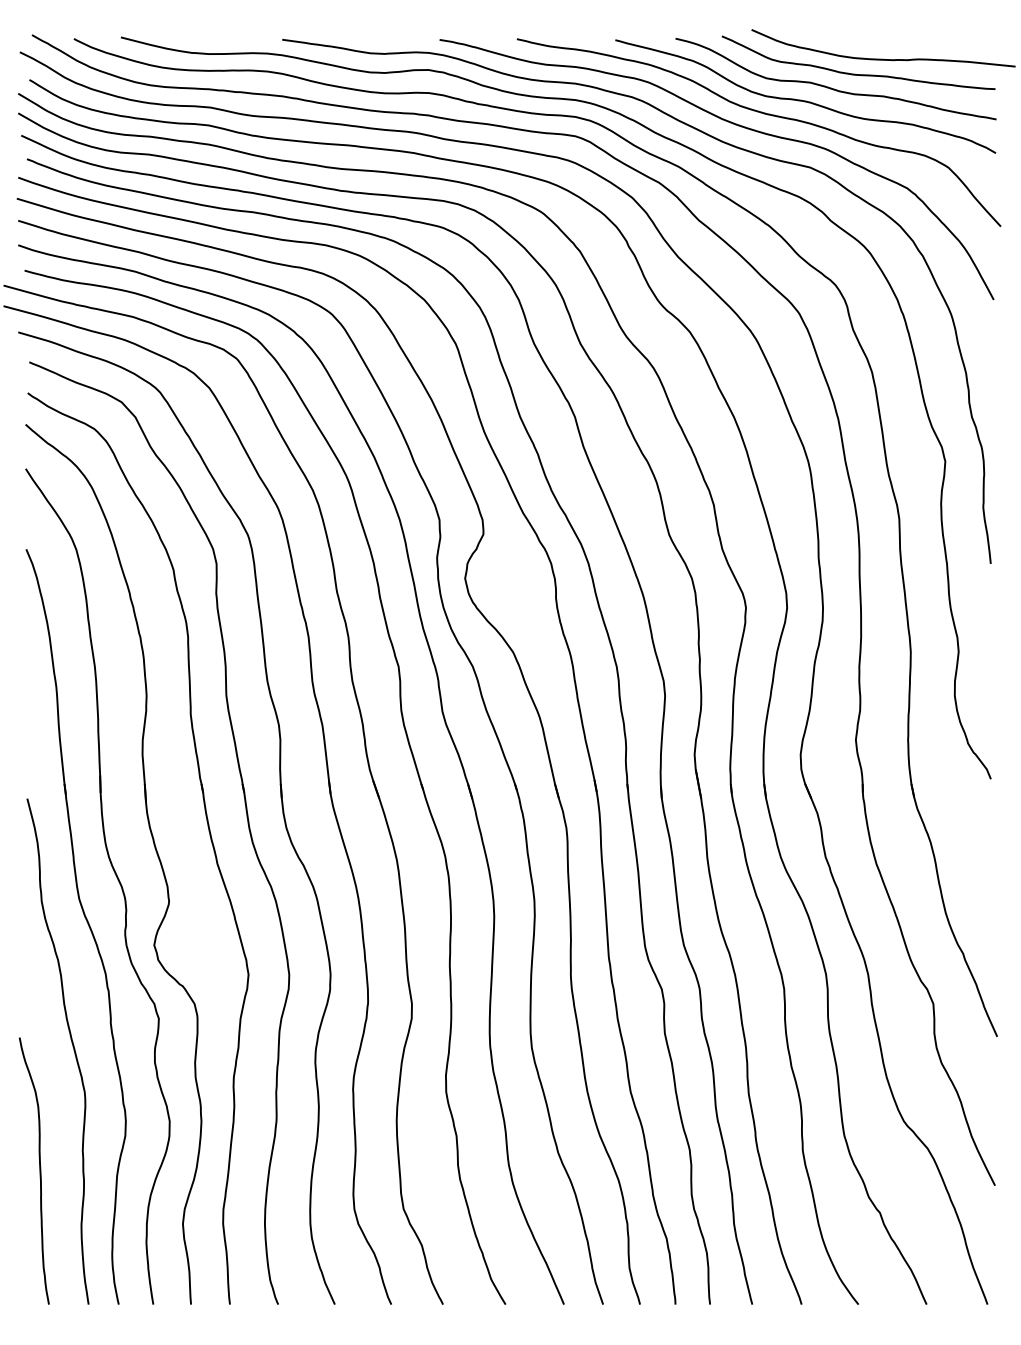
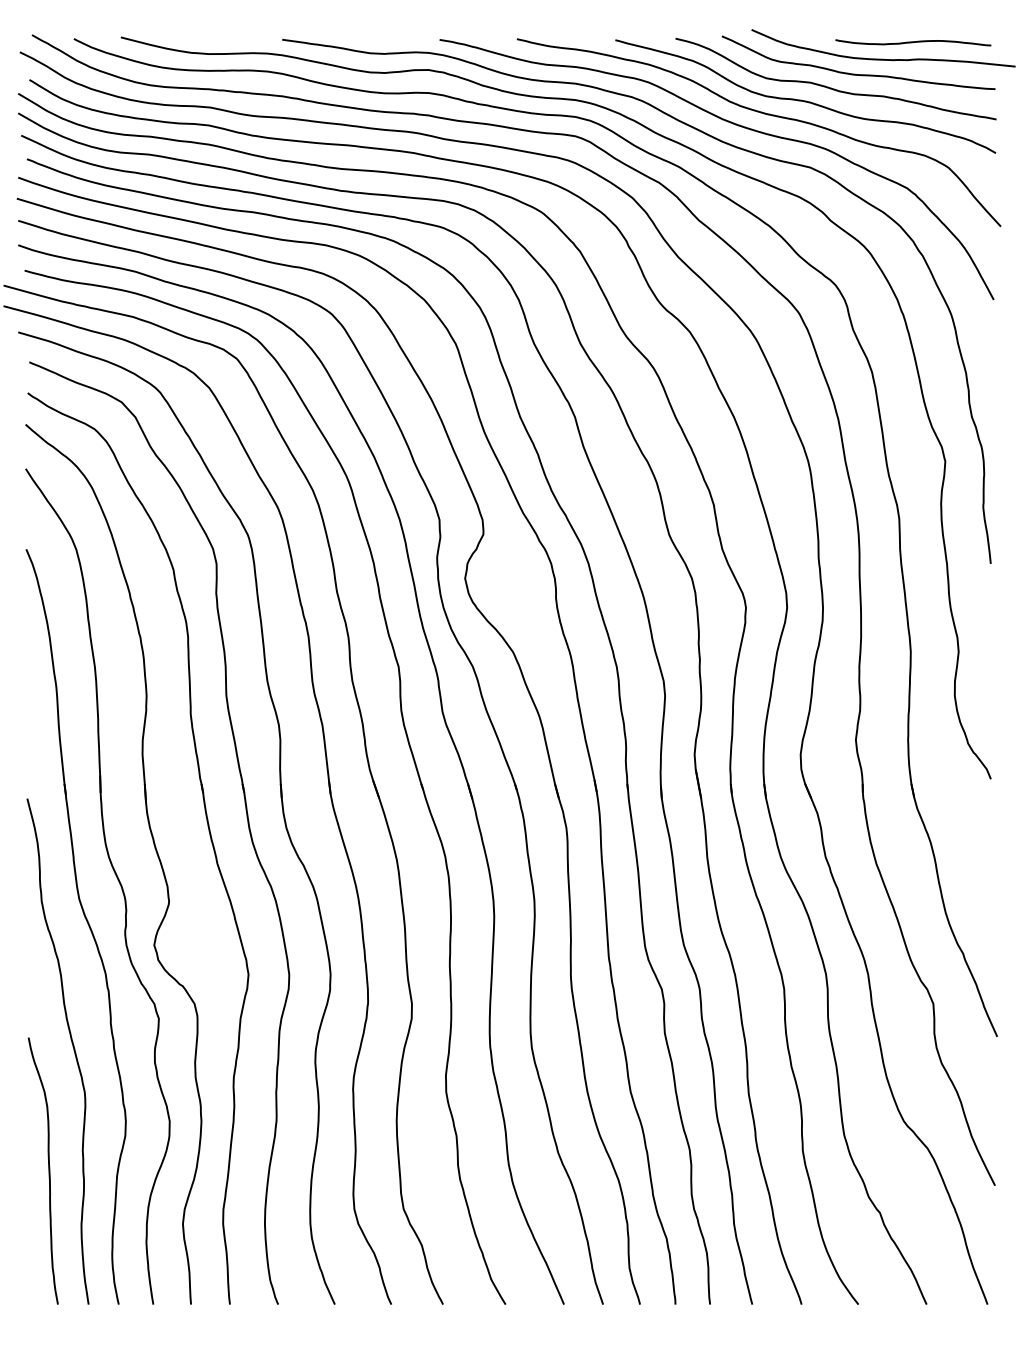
curve: none -> present (913, 42)
curve position: (39, 1170) -> (48, 1170) (48, 1170)
